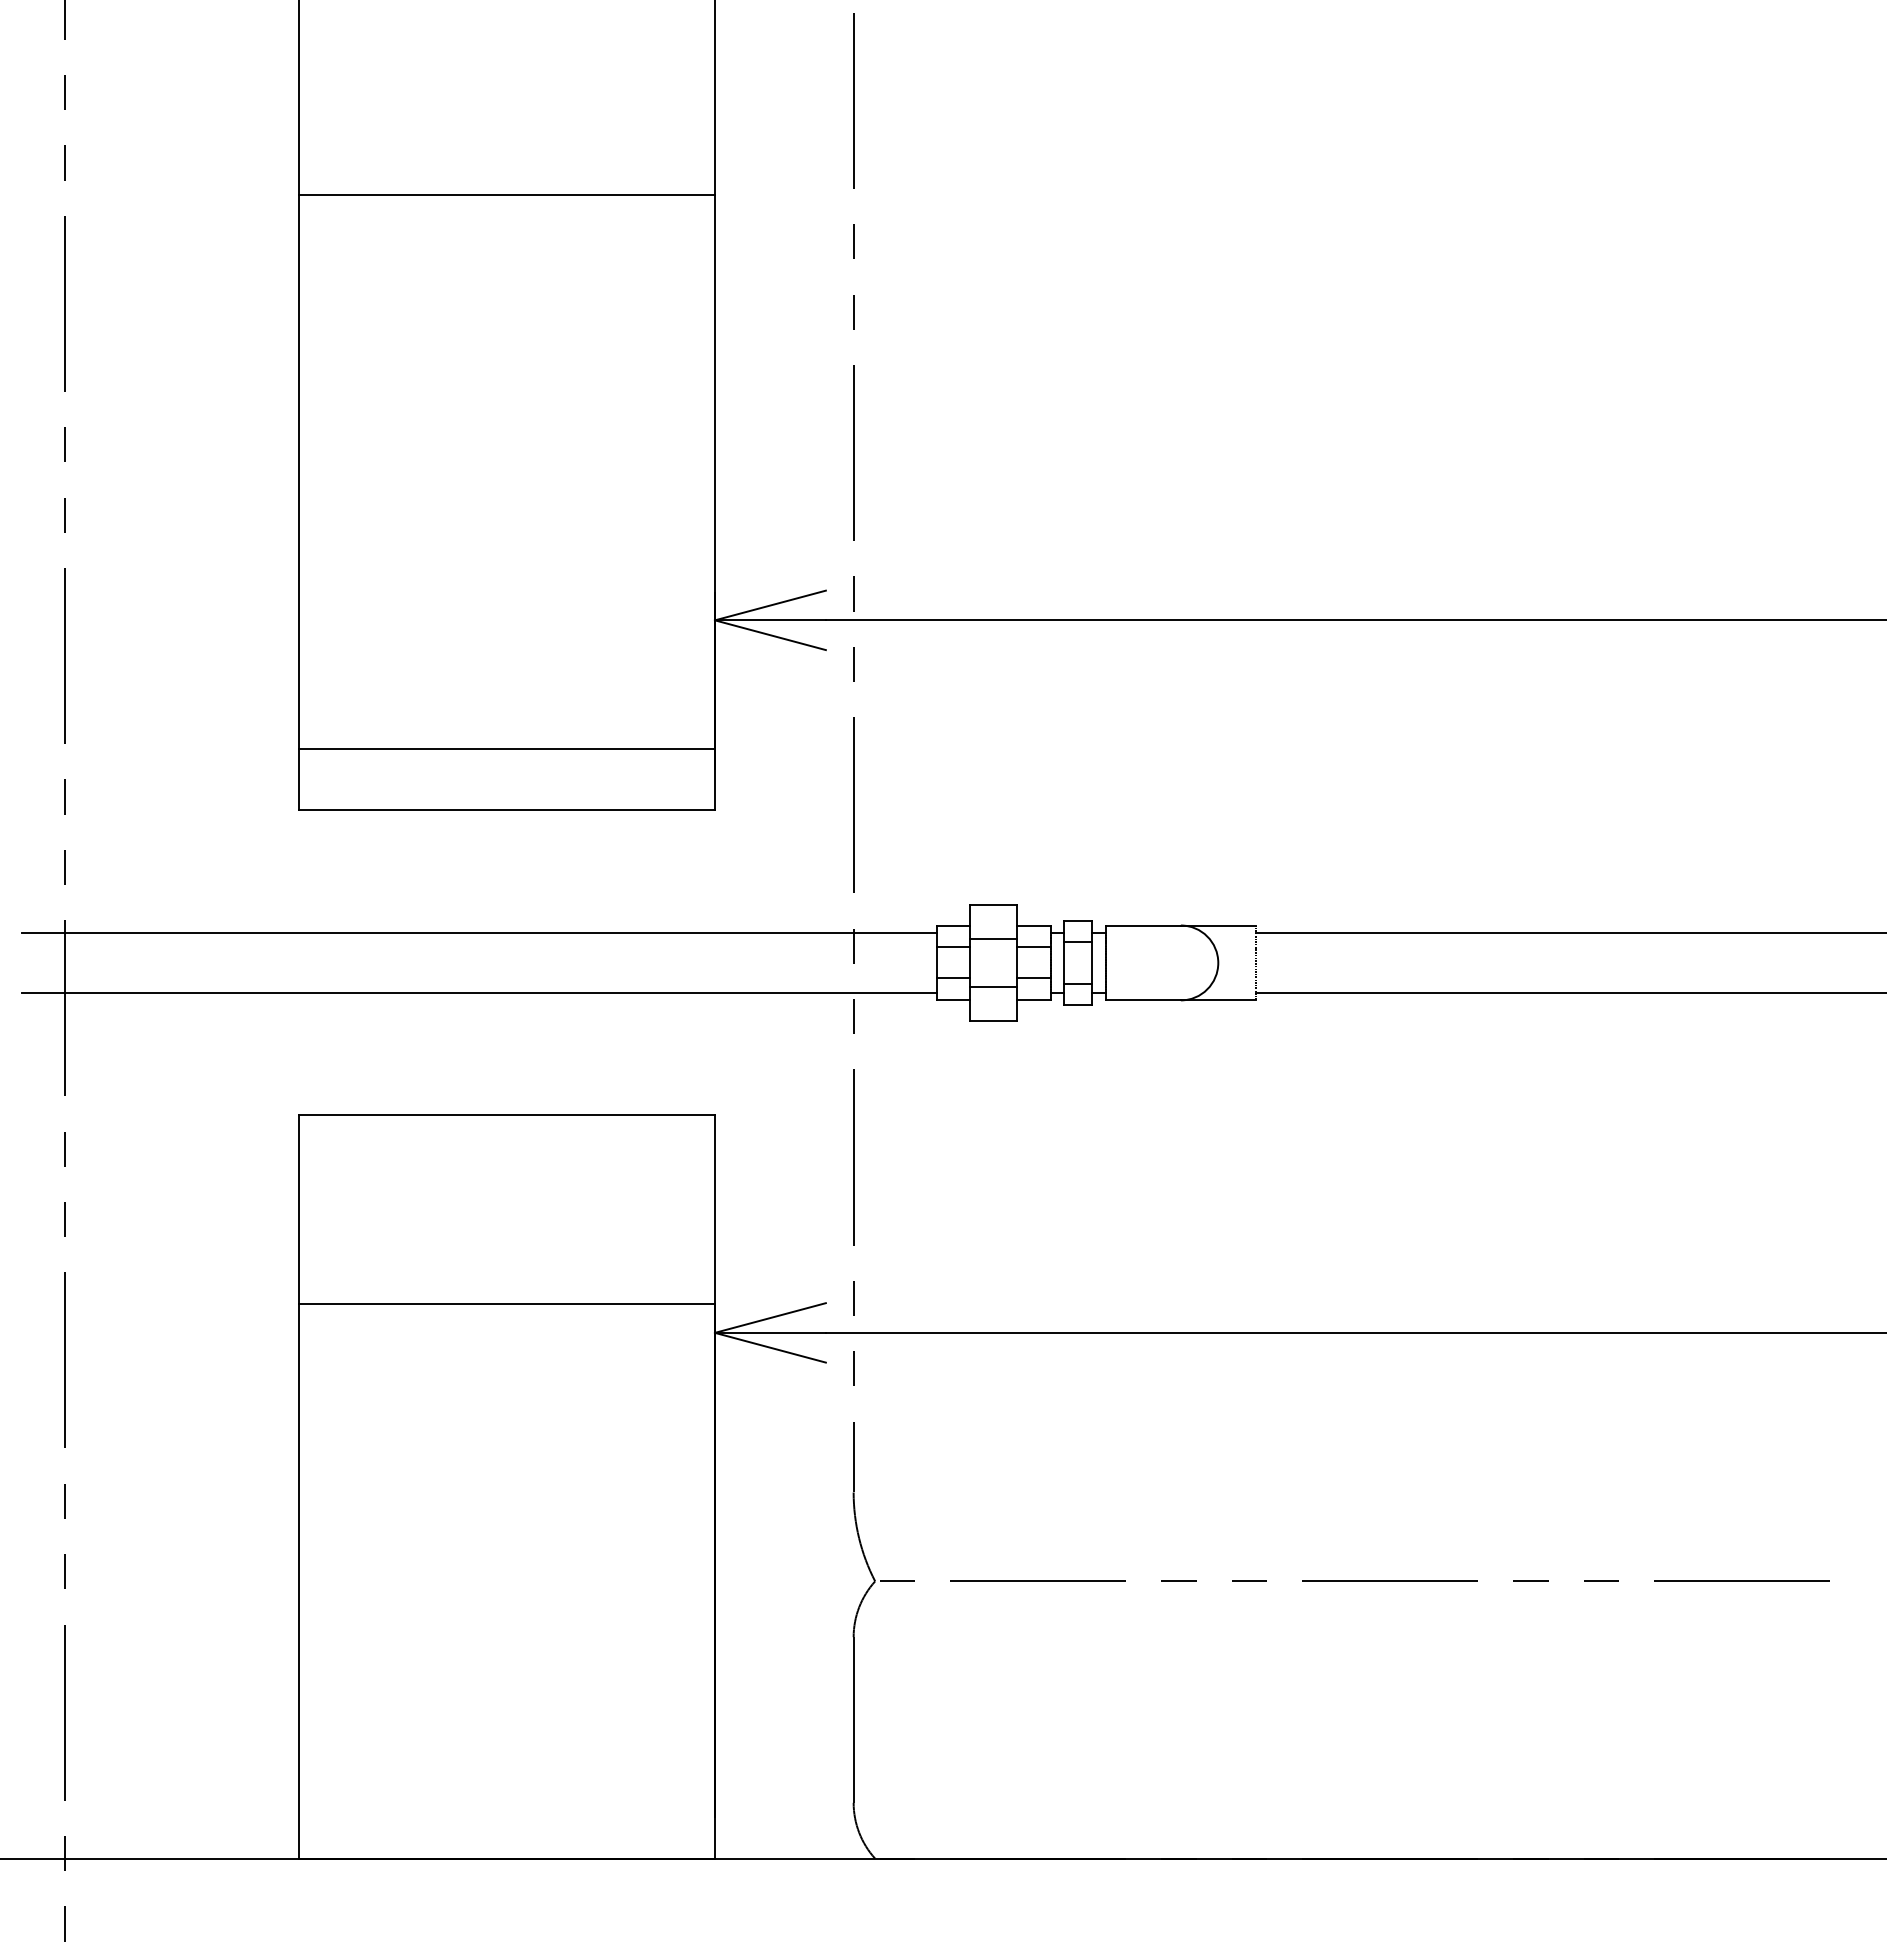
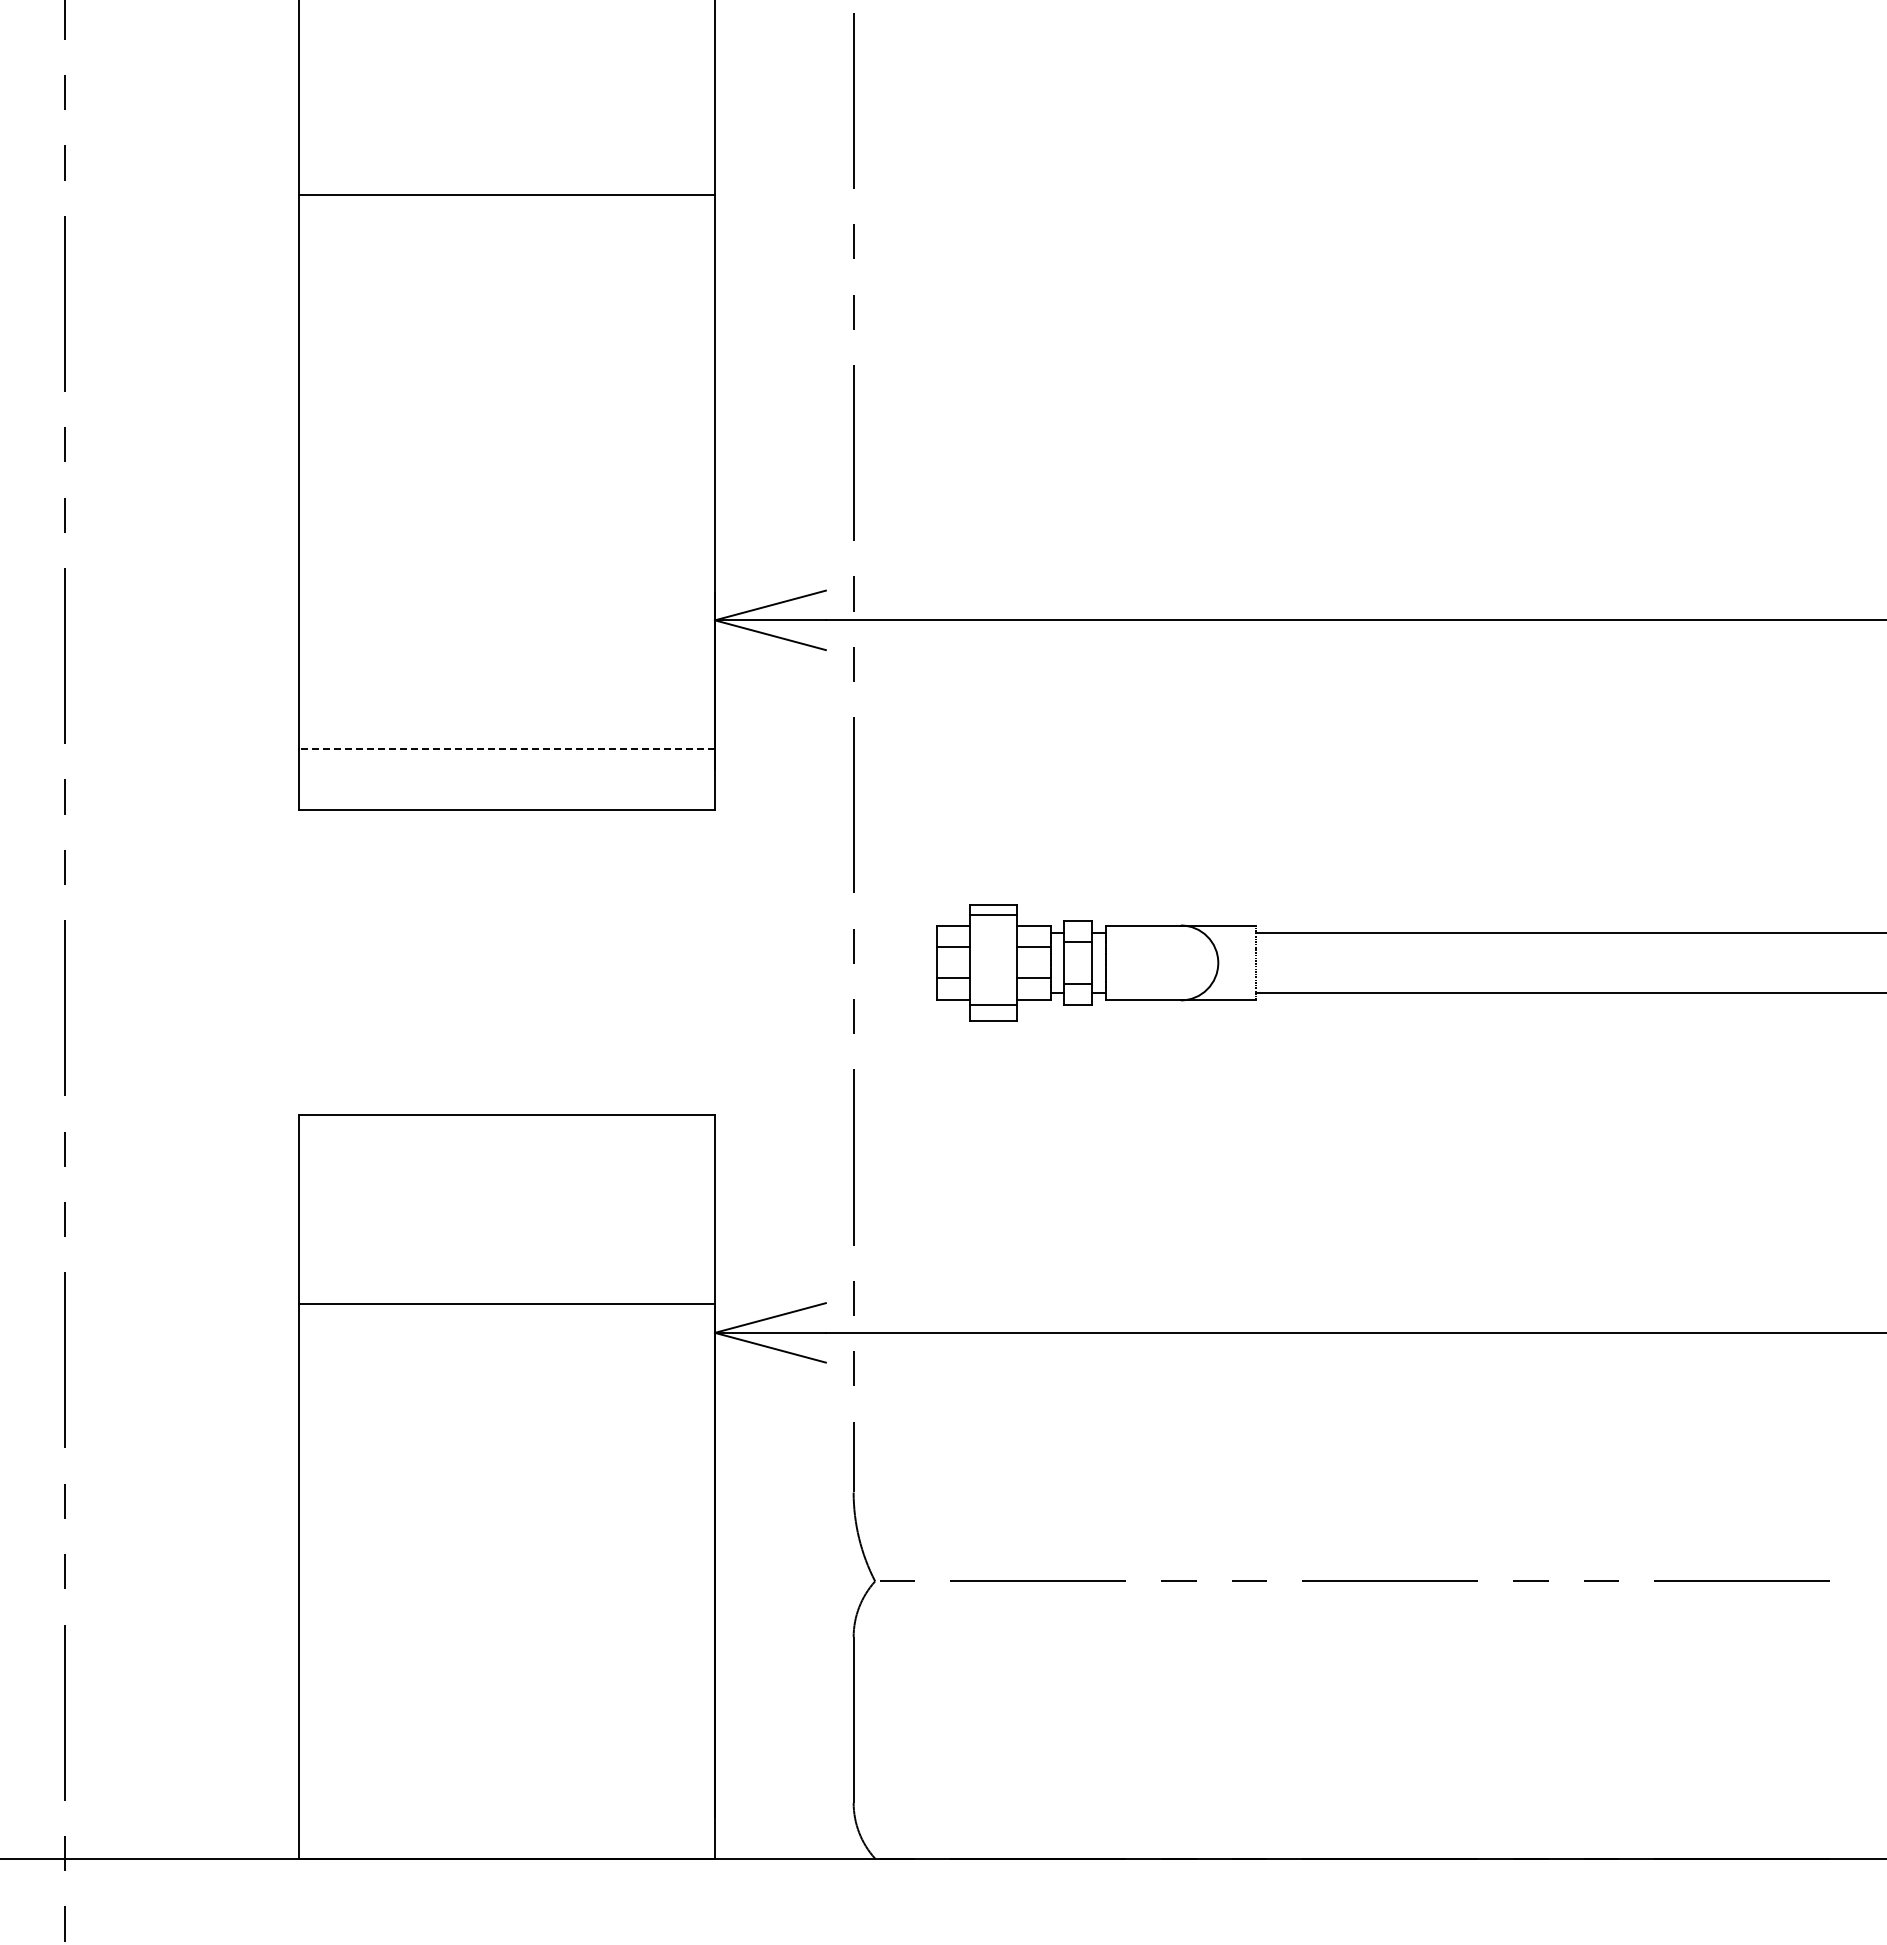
line: solid -> dashed (507, 749)
line: present -> none (478, 932)
line position: (993, 938) -> (993, 914) (993, 914)
line position: (993, 987) -> (993, 1005) (993, 1005)
line: present -> none (478, 993)
